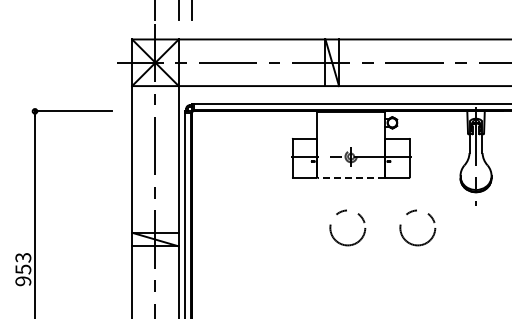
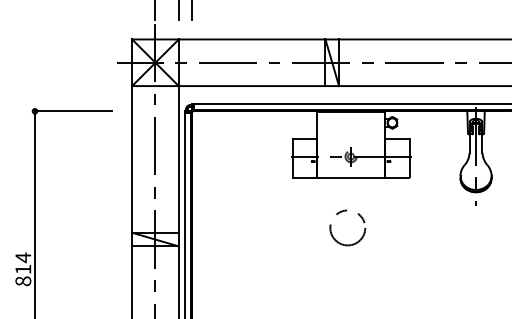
line: dashed -> solid (351, 177)
circle: present -> none (417, 227)
text: 953 -> 814 (23, 269)
